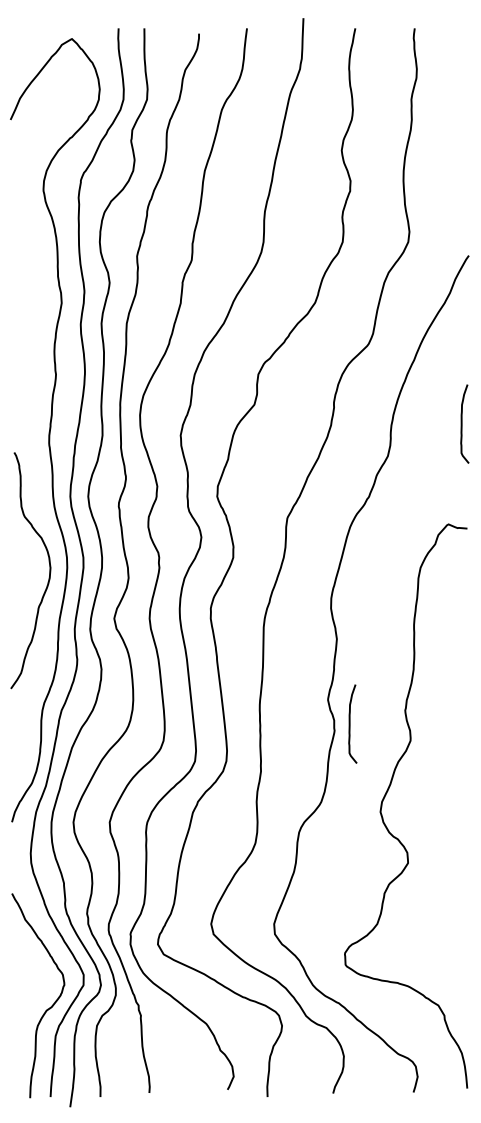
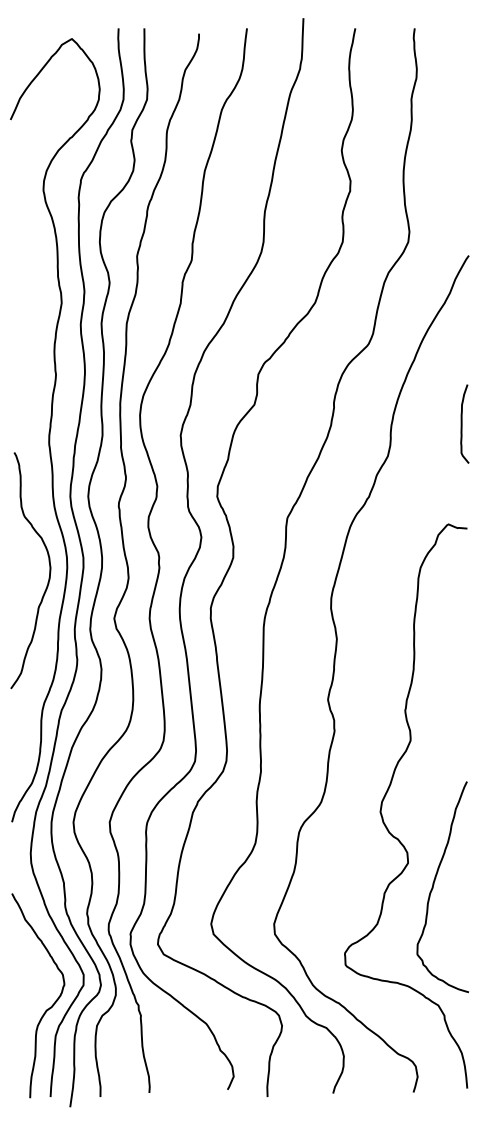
curve: present -> none (350, 723)
curve: none -> present (434, 884)
